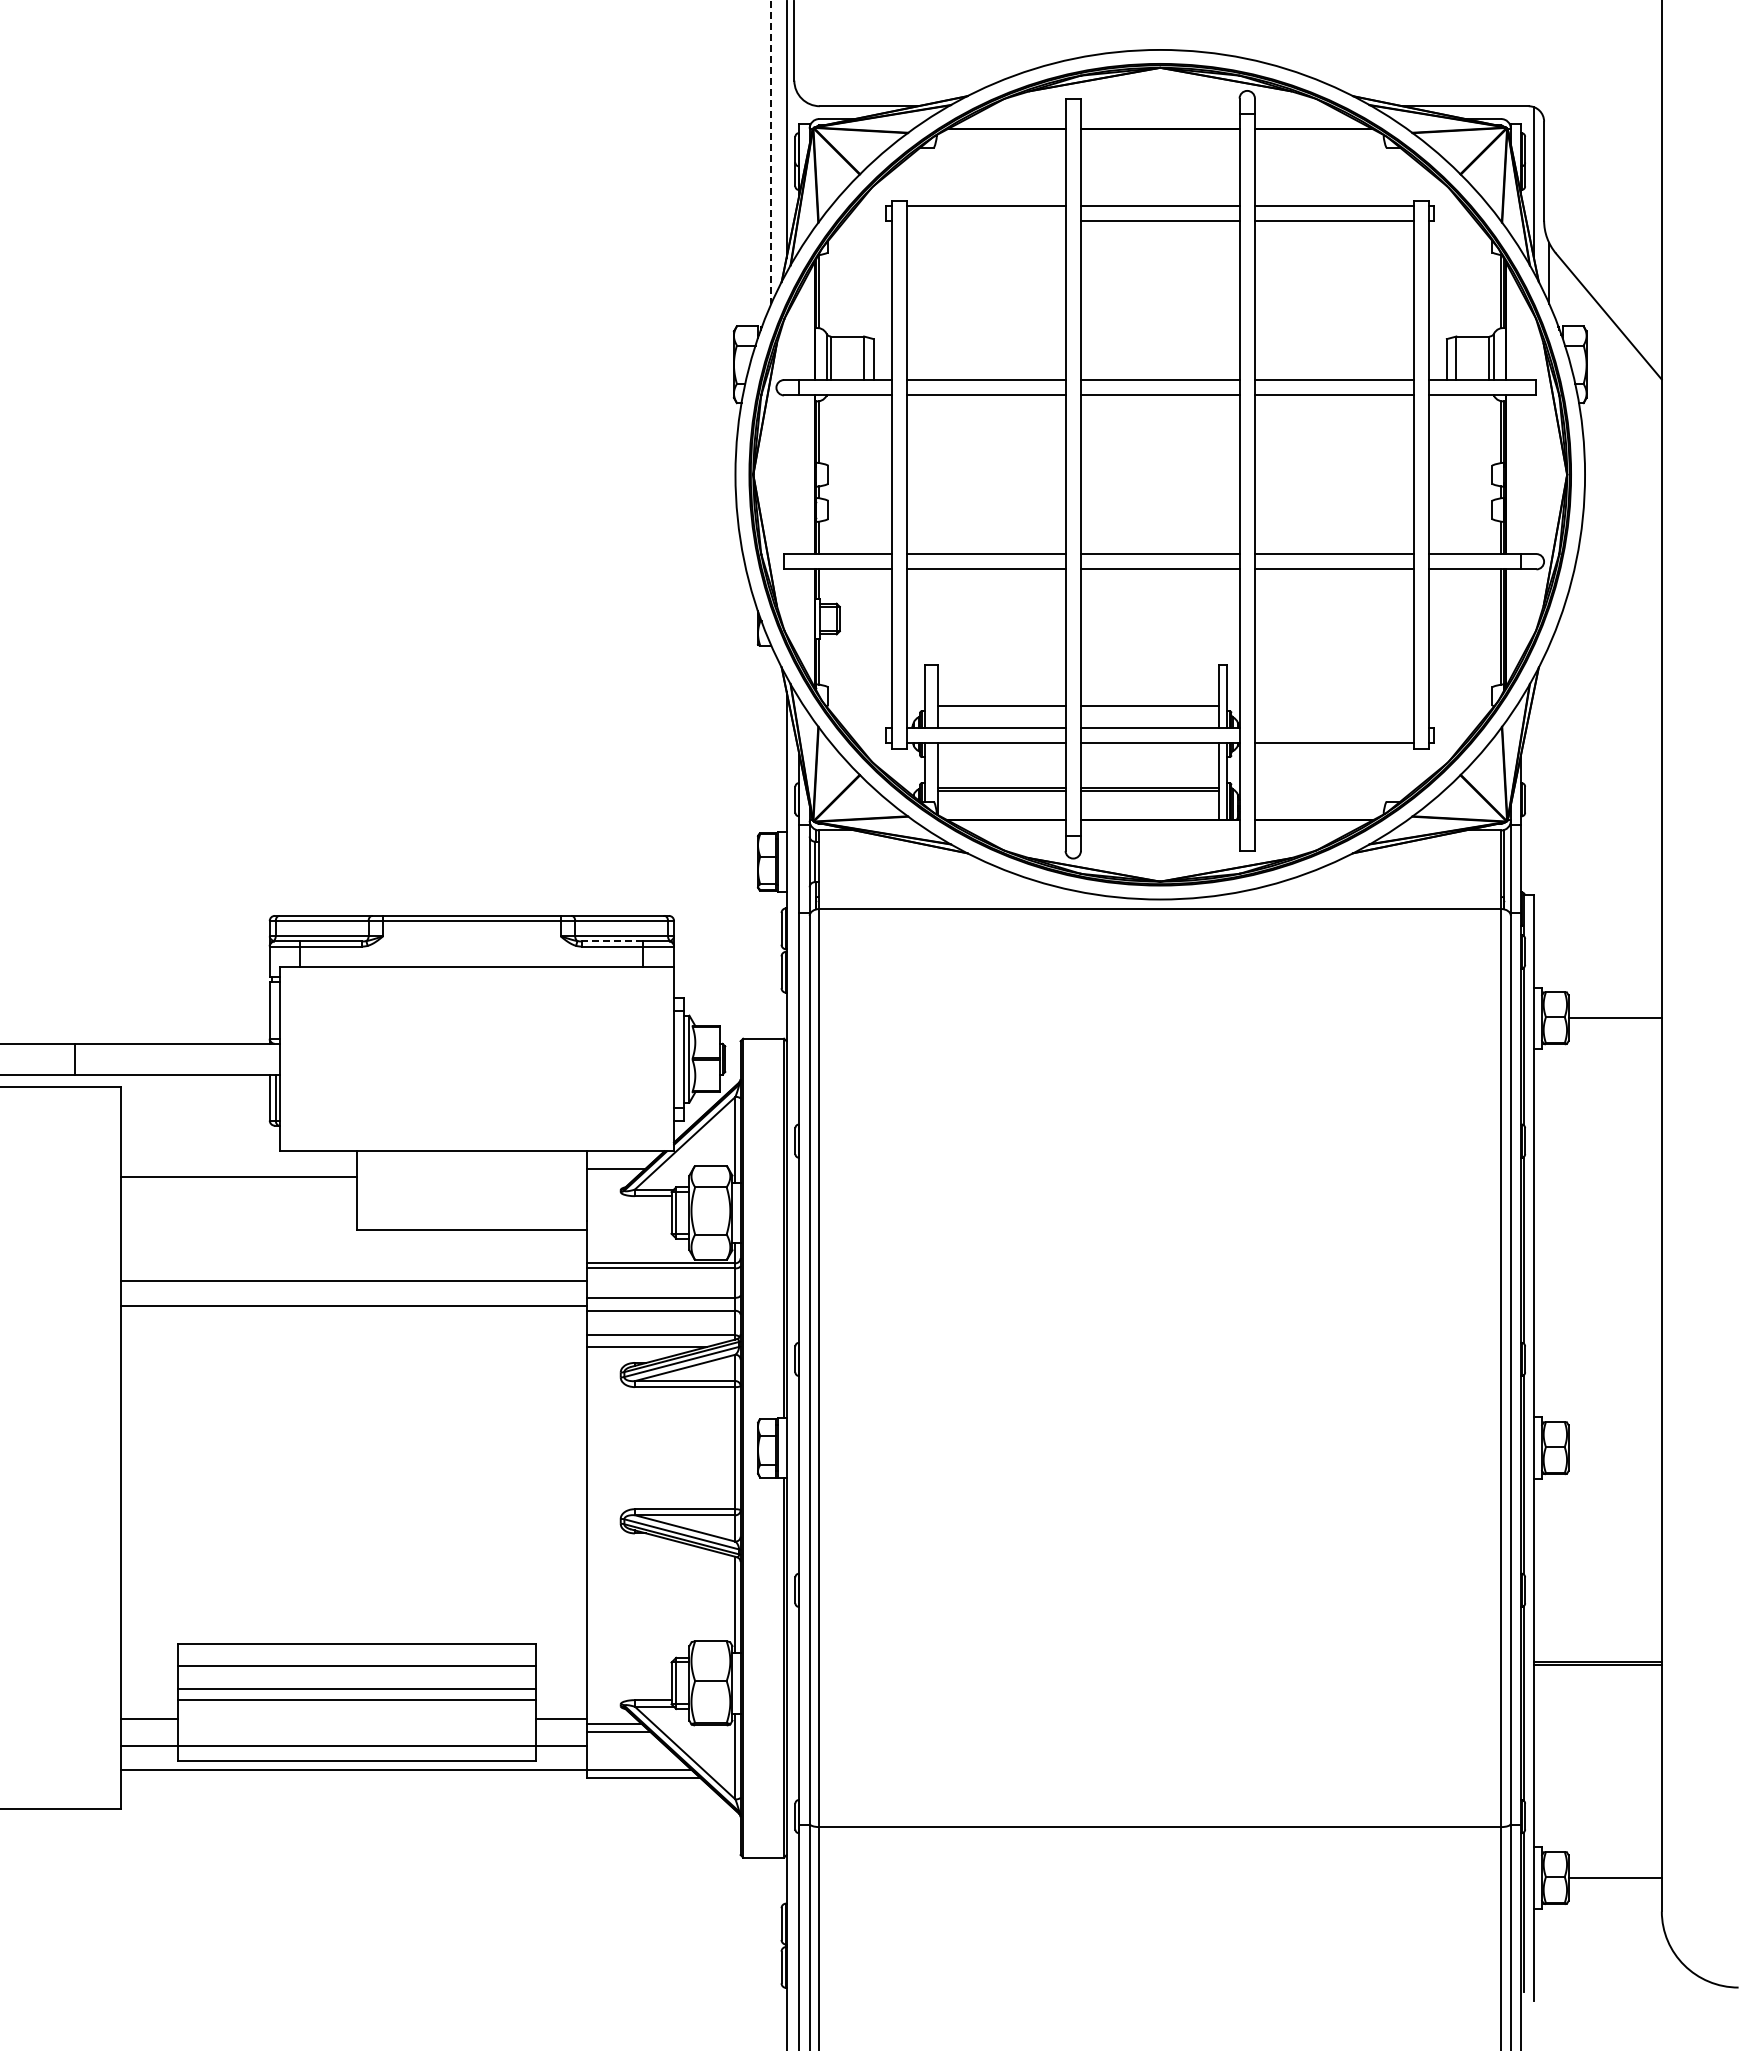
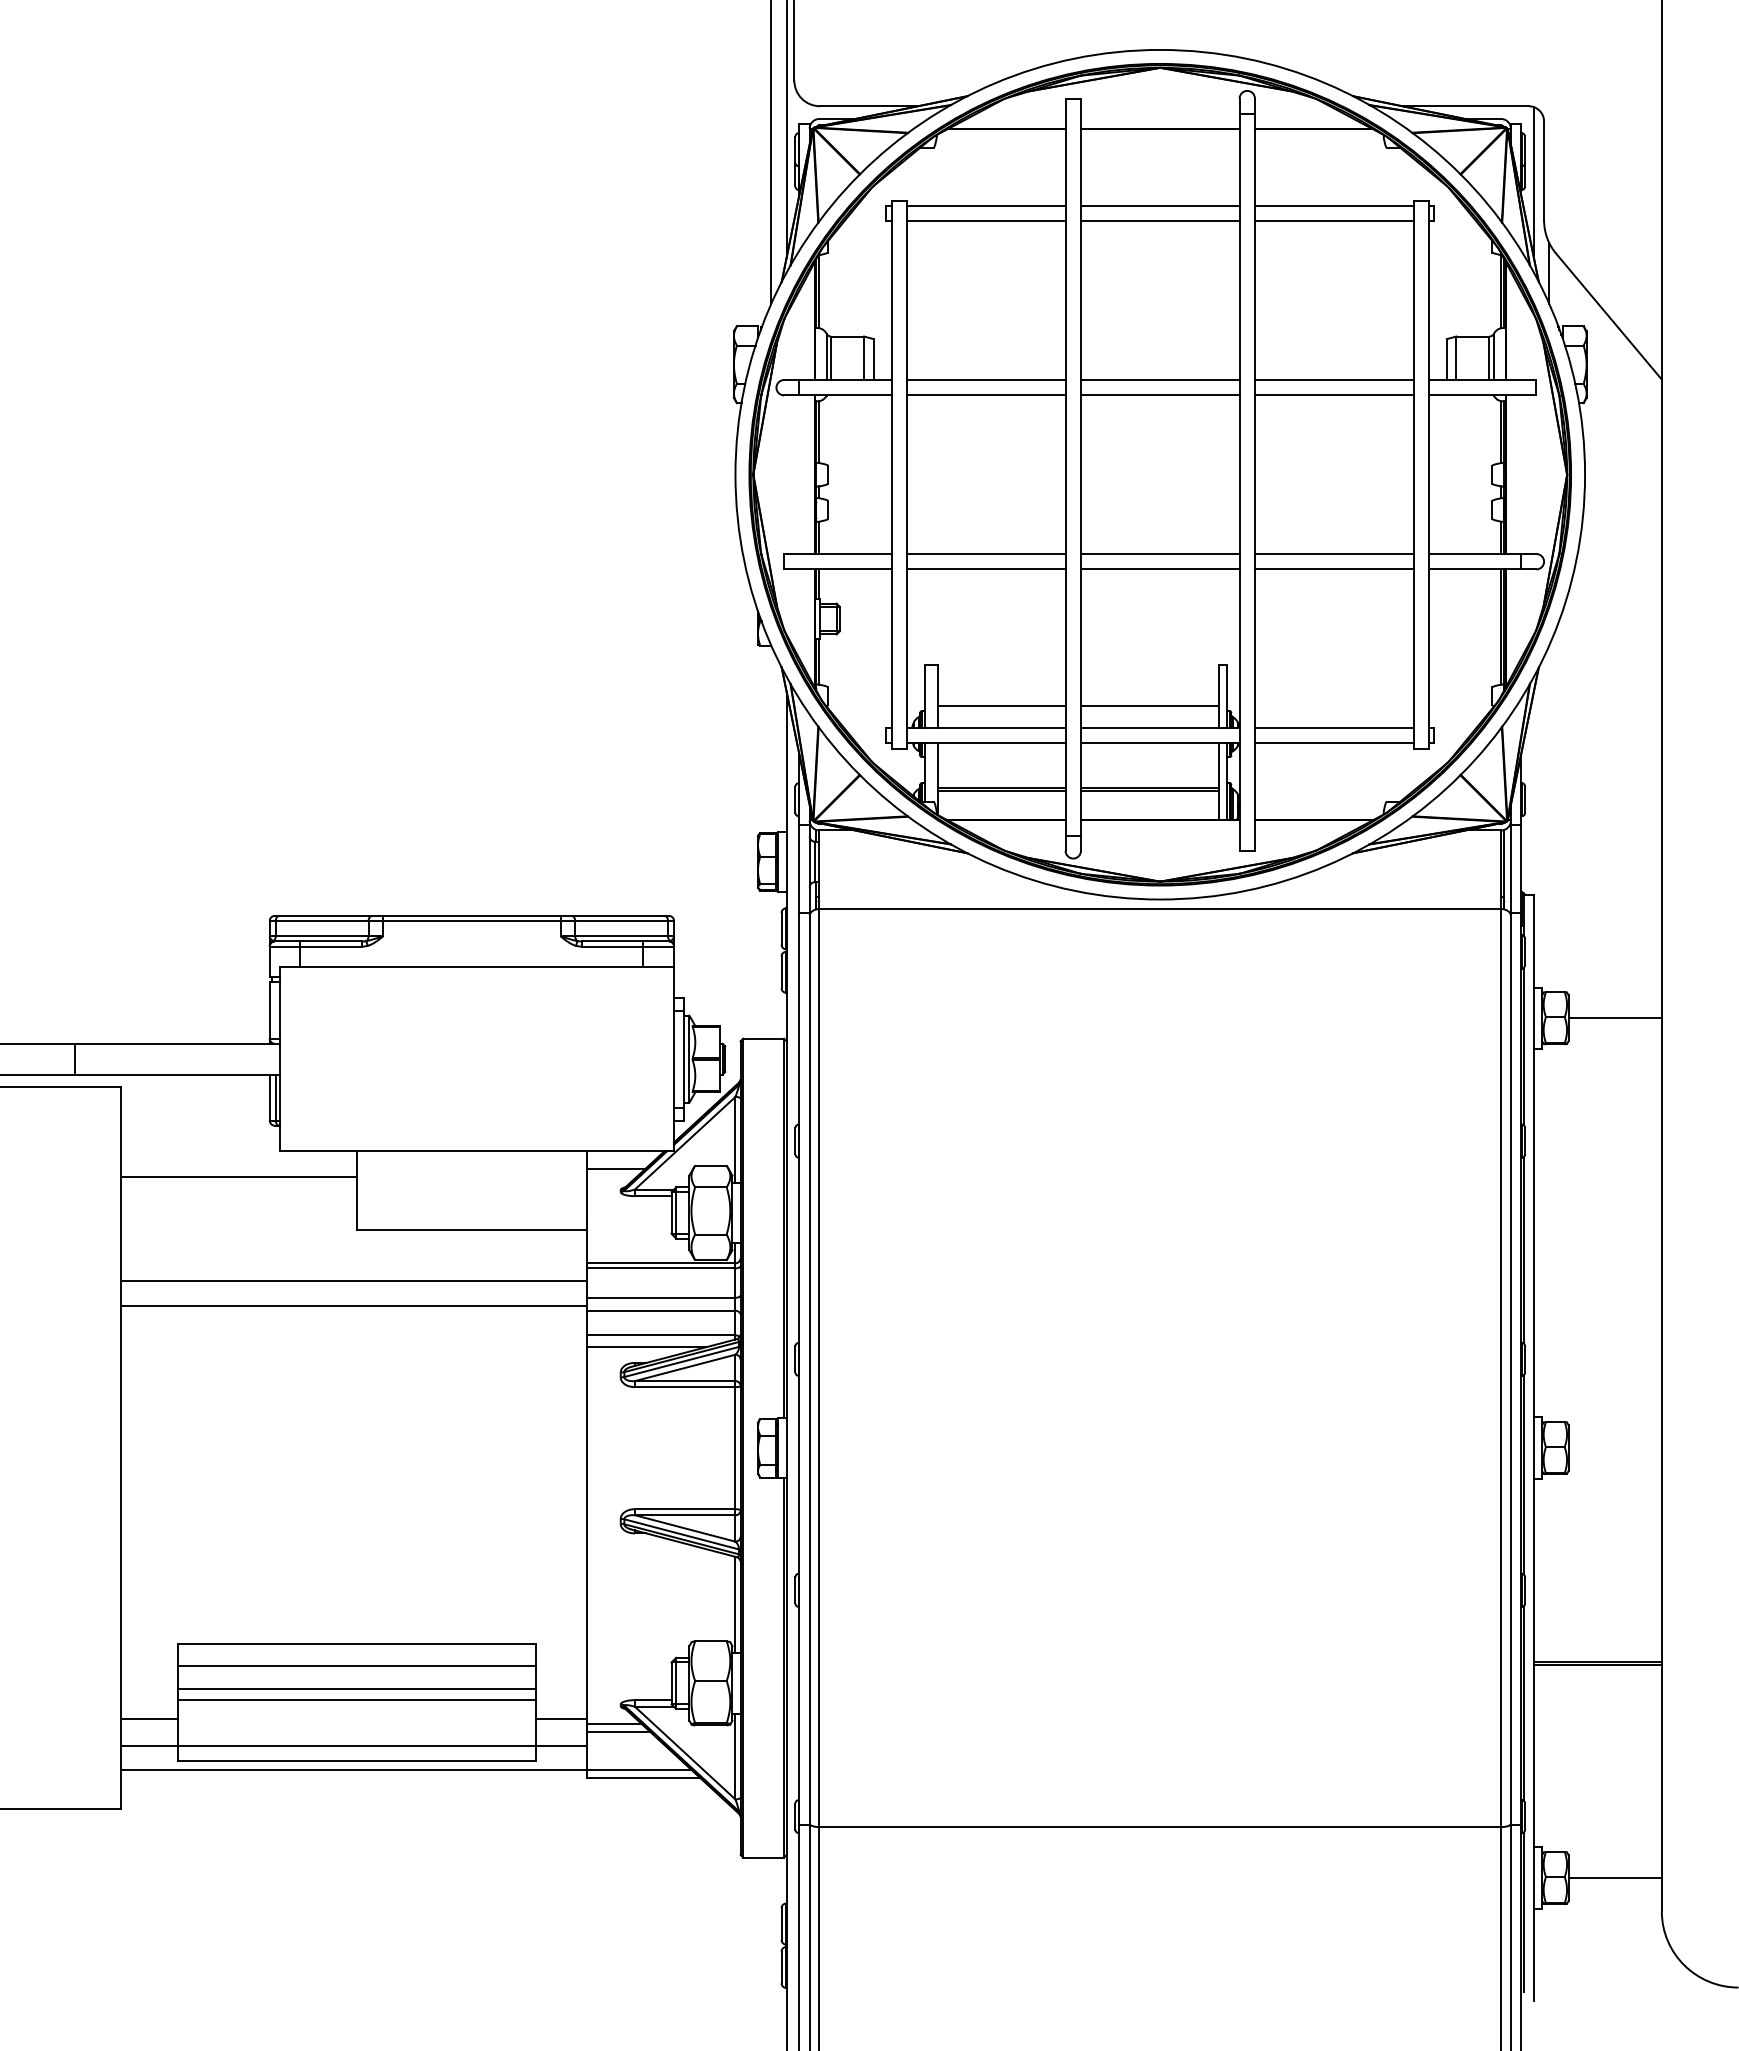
line: dashed -> solid (771, 153)
line: none -> present (985, 221)
line: none -> present (1333, 728)
line: dashed -> solid (612, 941)
